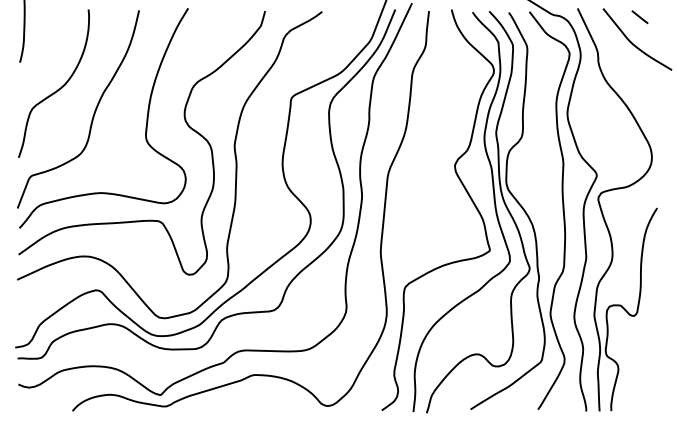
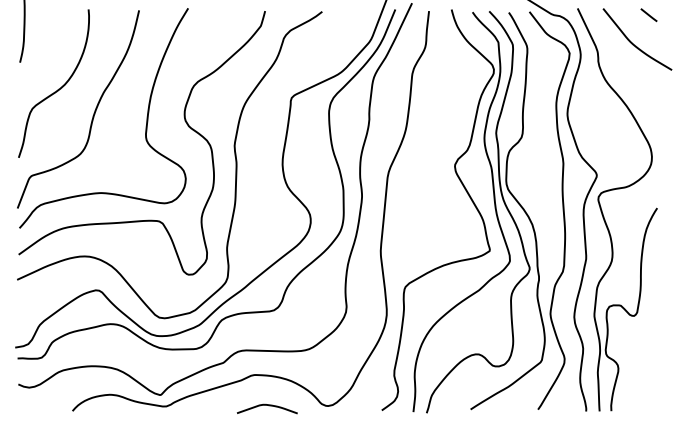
line position: (639, 17) -> (648, 15) (648, 15)
curve: none -> present (269, 406)
